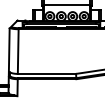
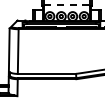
line: solid -> dashed (67, 5)
